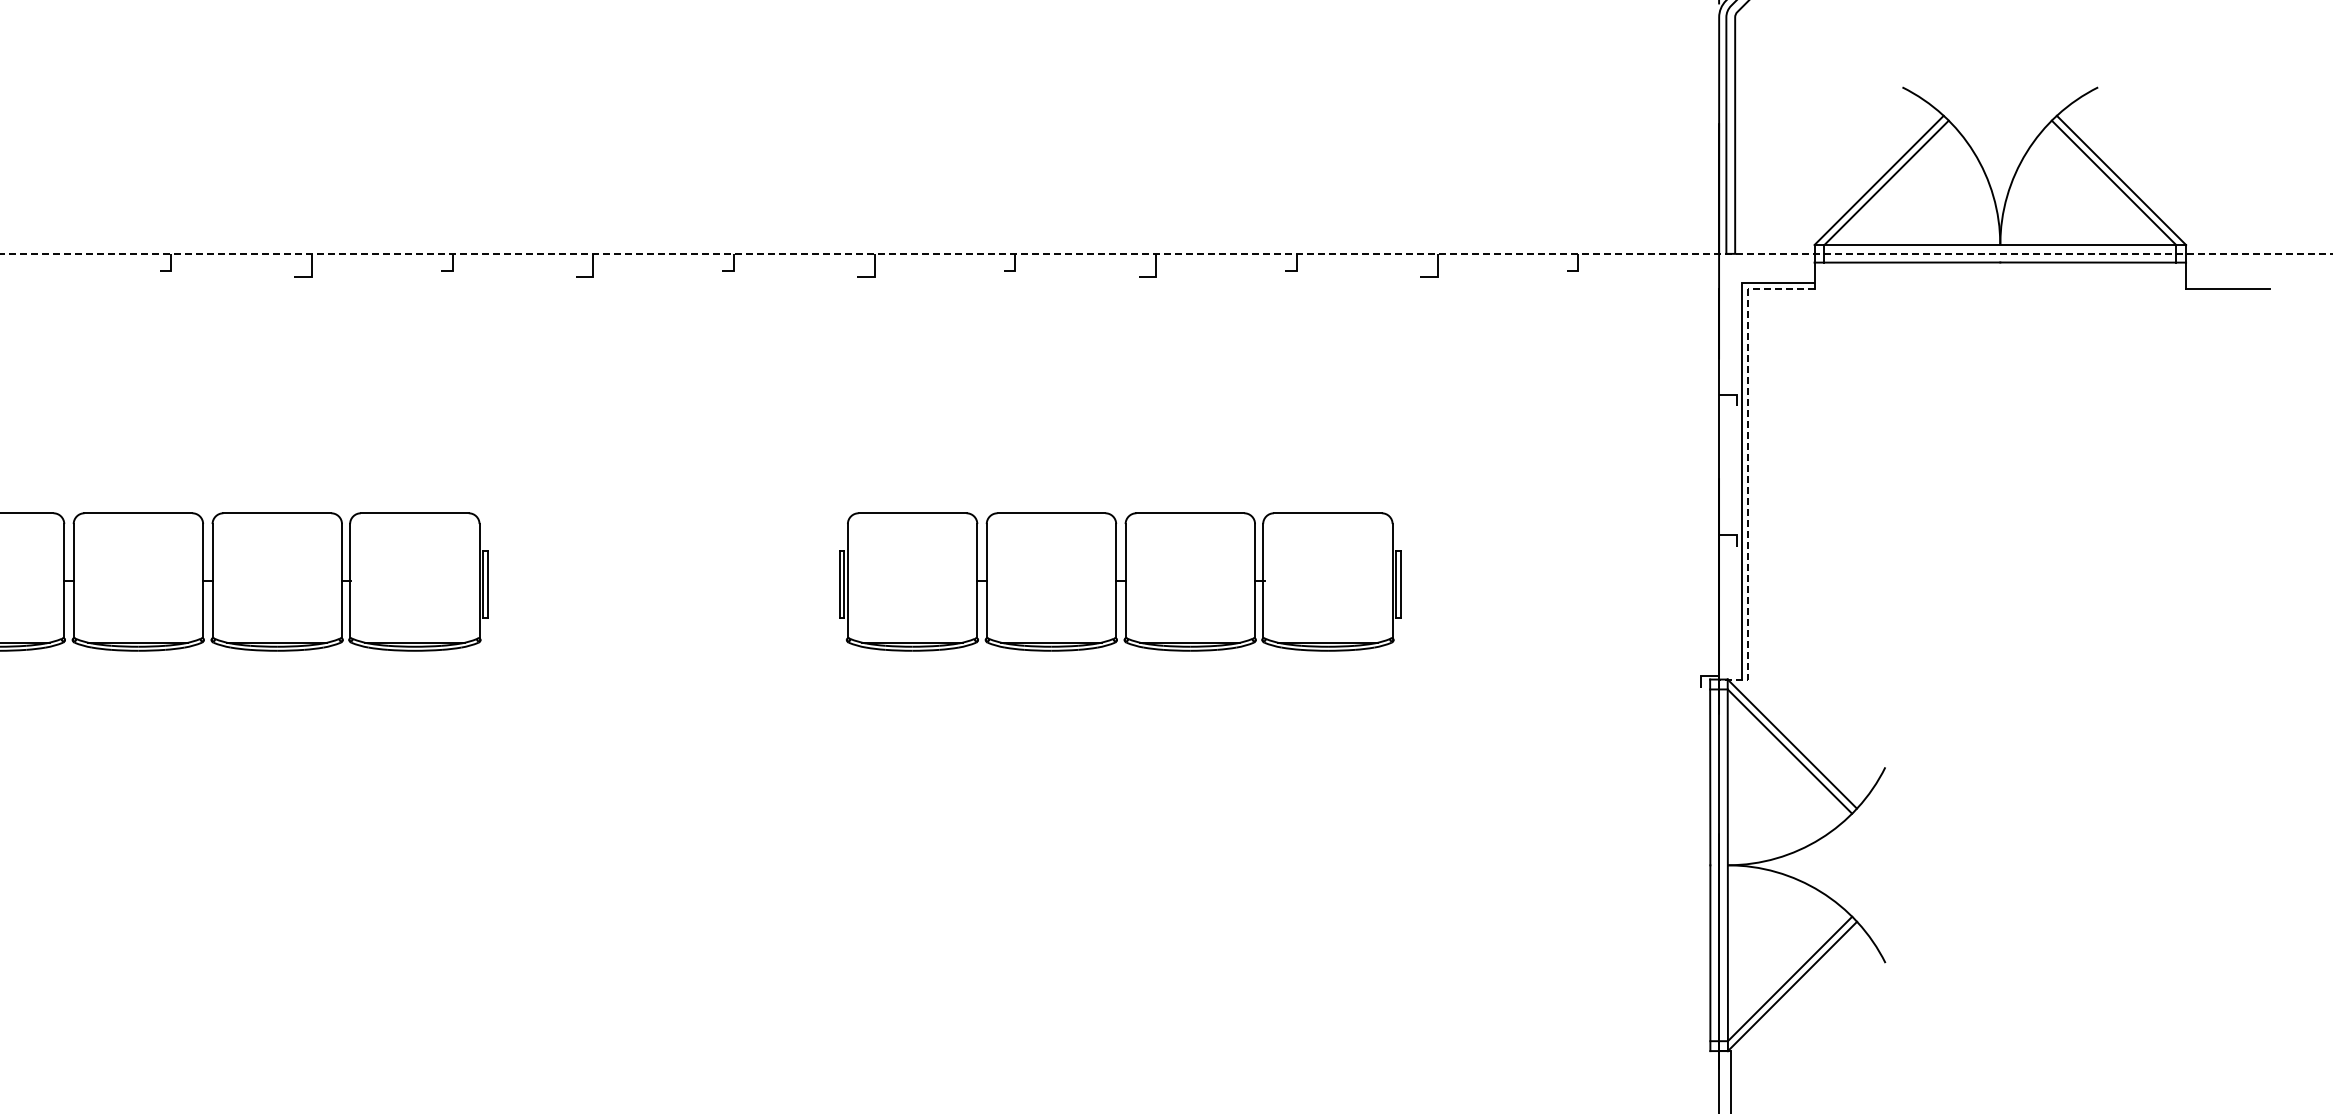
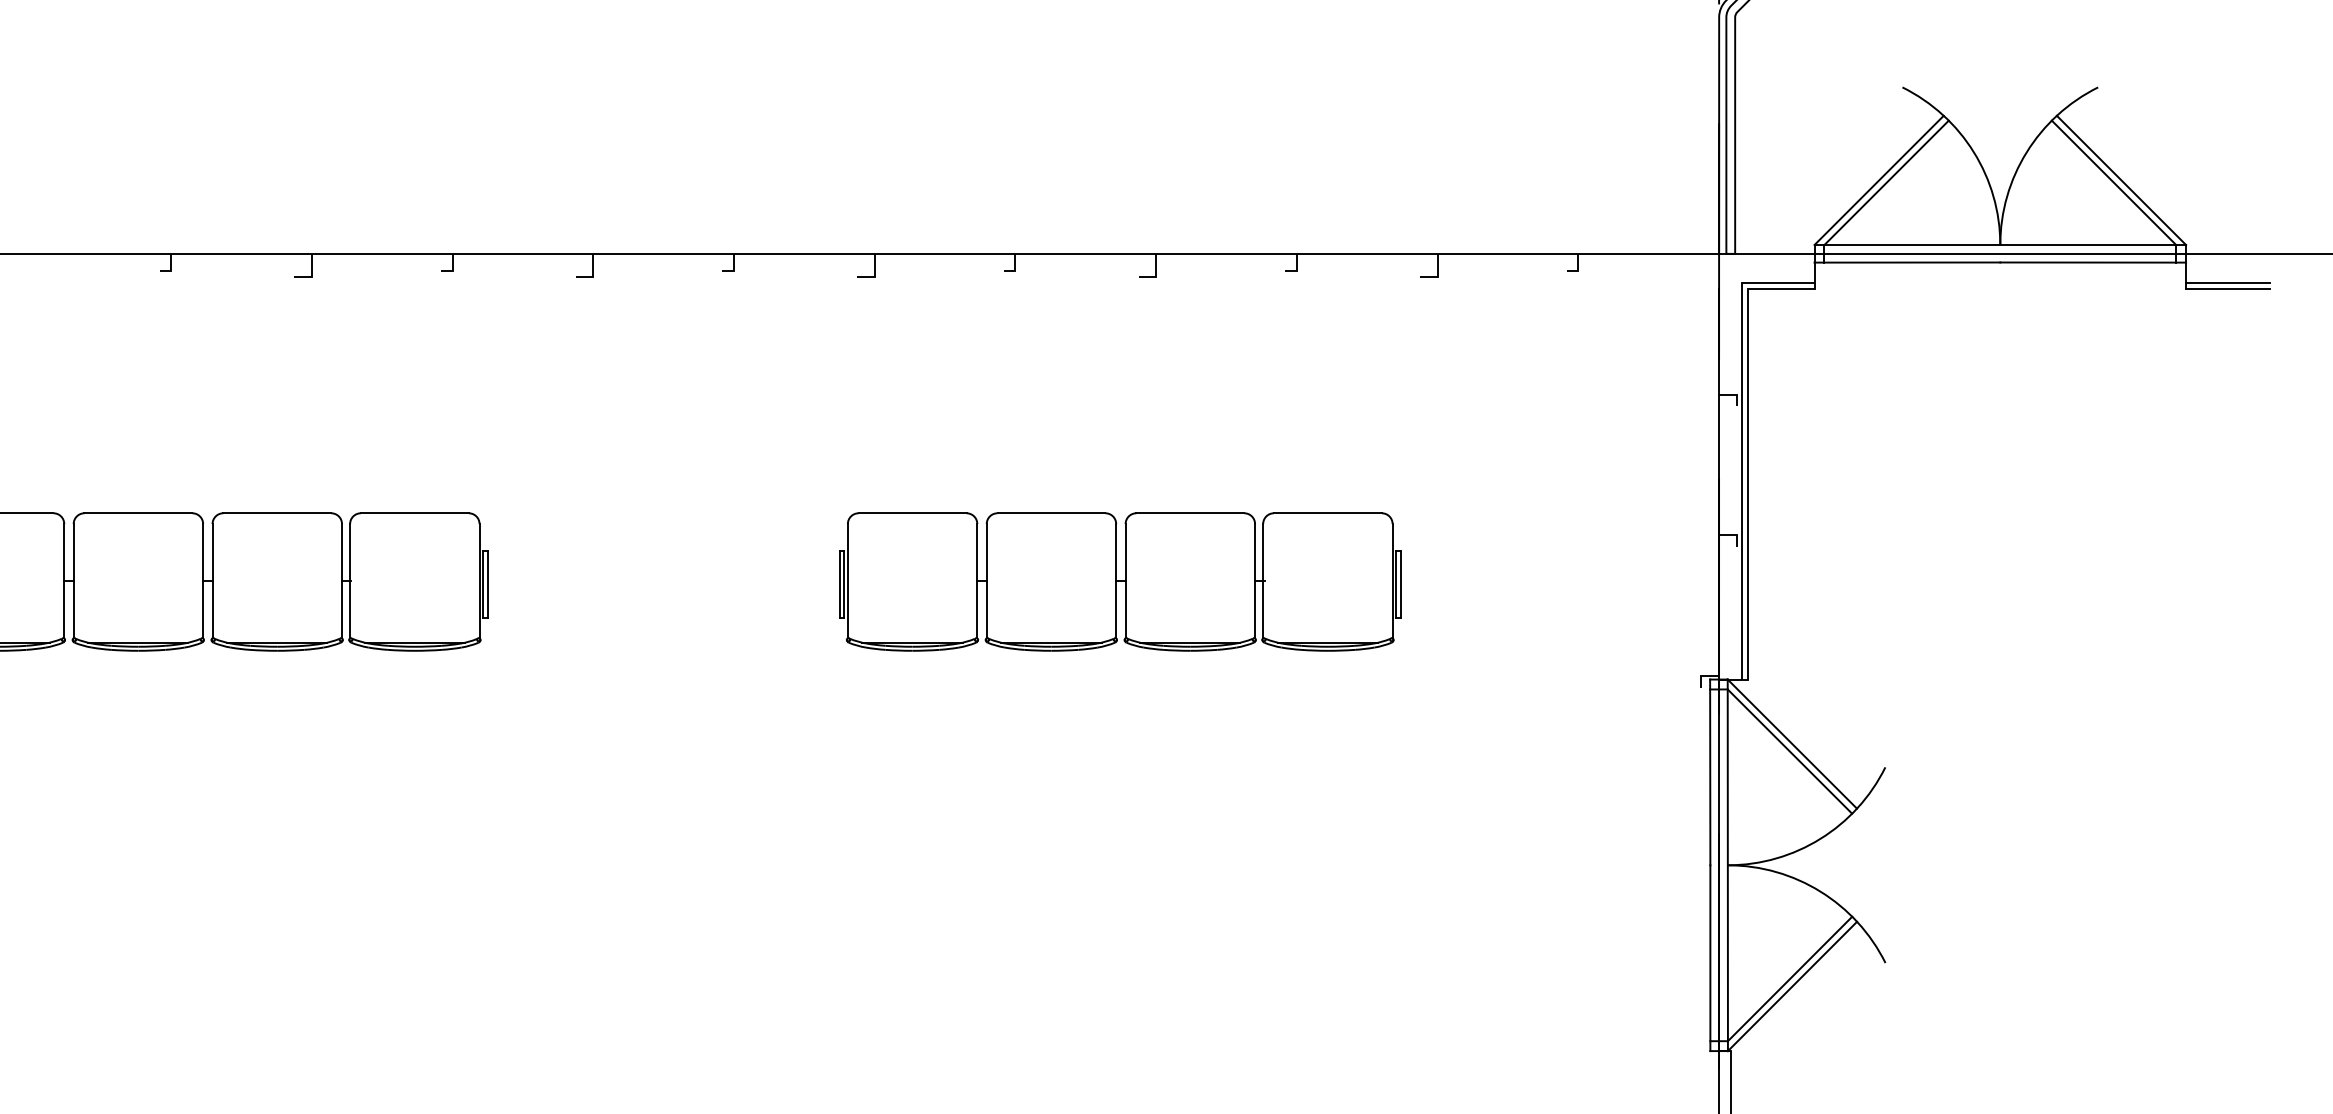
line: dashed -> solid (1166, 253)
line: none -> present (2227, 283)
line: dashed -> solid (1748, 465)
